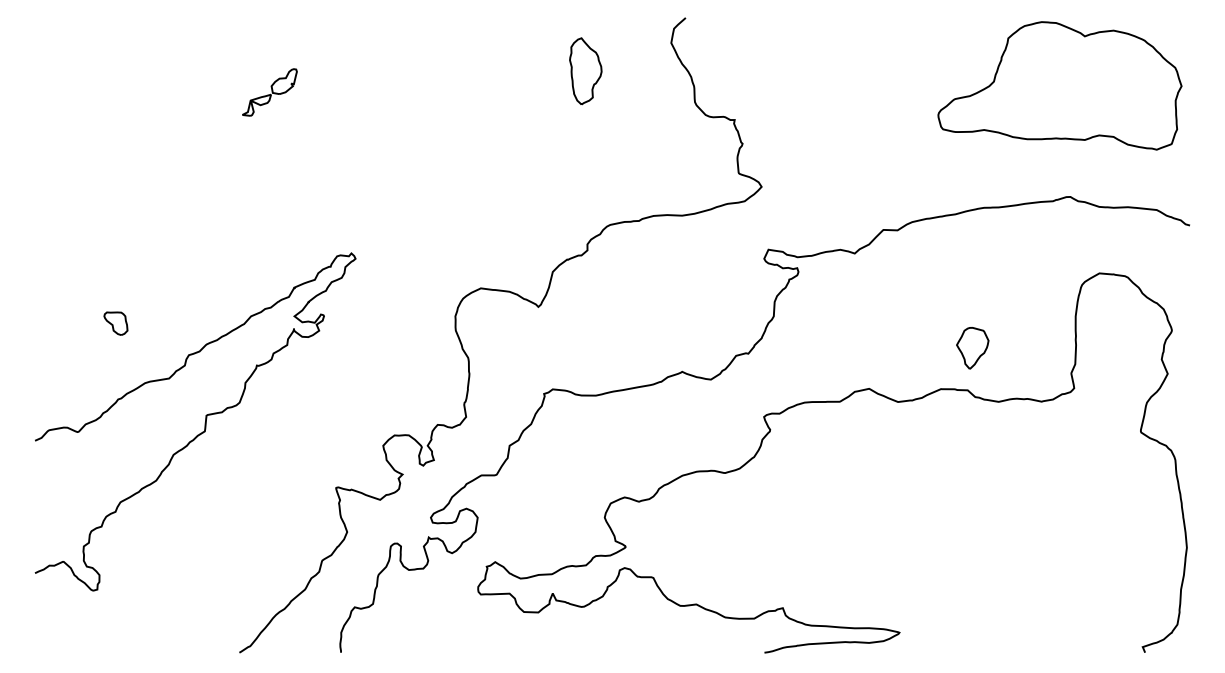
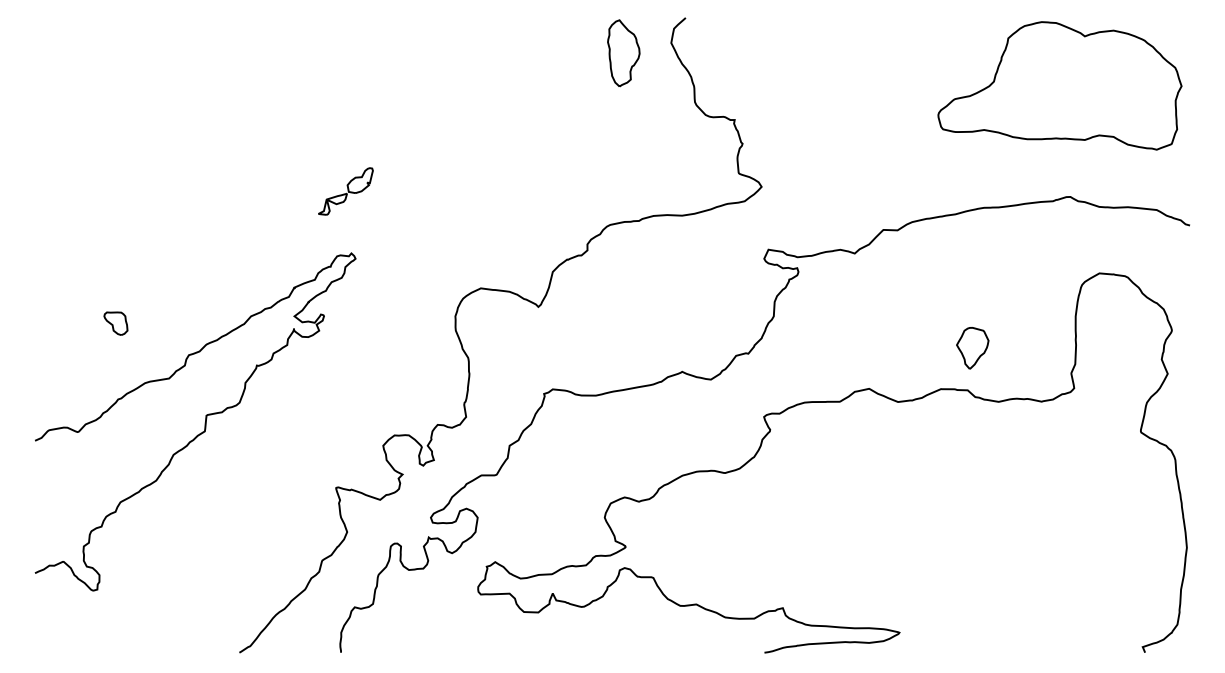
part position: (585, 71) -> (623, 53) (623, 53)
part position: (269, 92) -> (345, 191) (345, 191)
